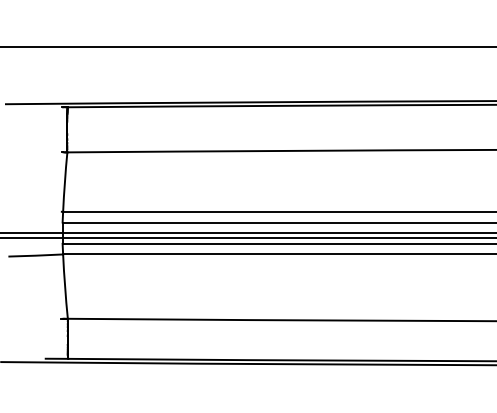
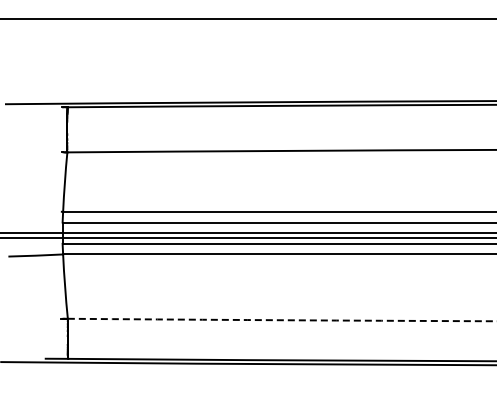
line position: (247, 46) -> (247, 18) (247, 18)
arc: solid -> dashed (282, 320)
